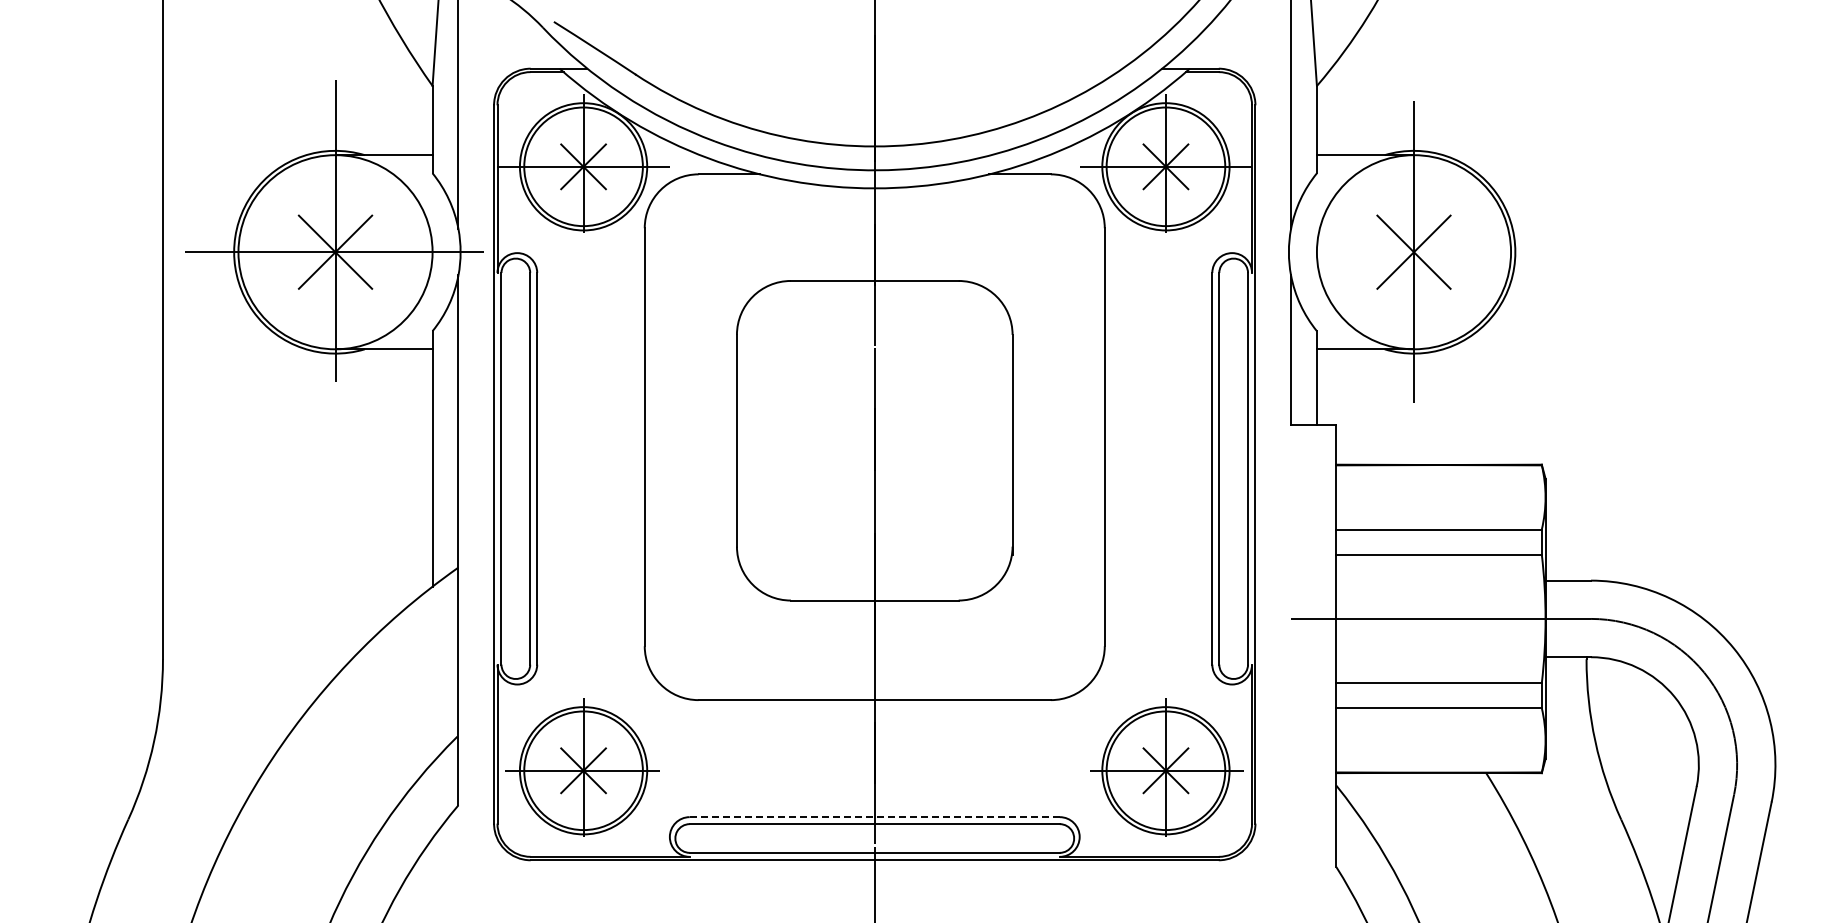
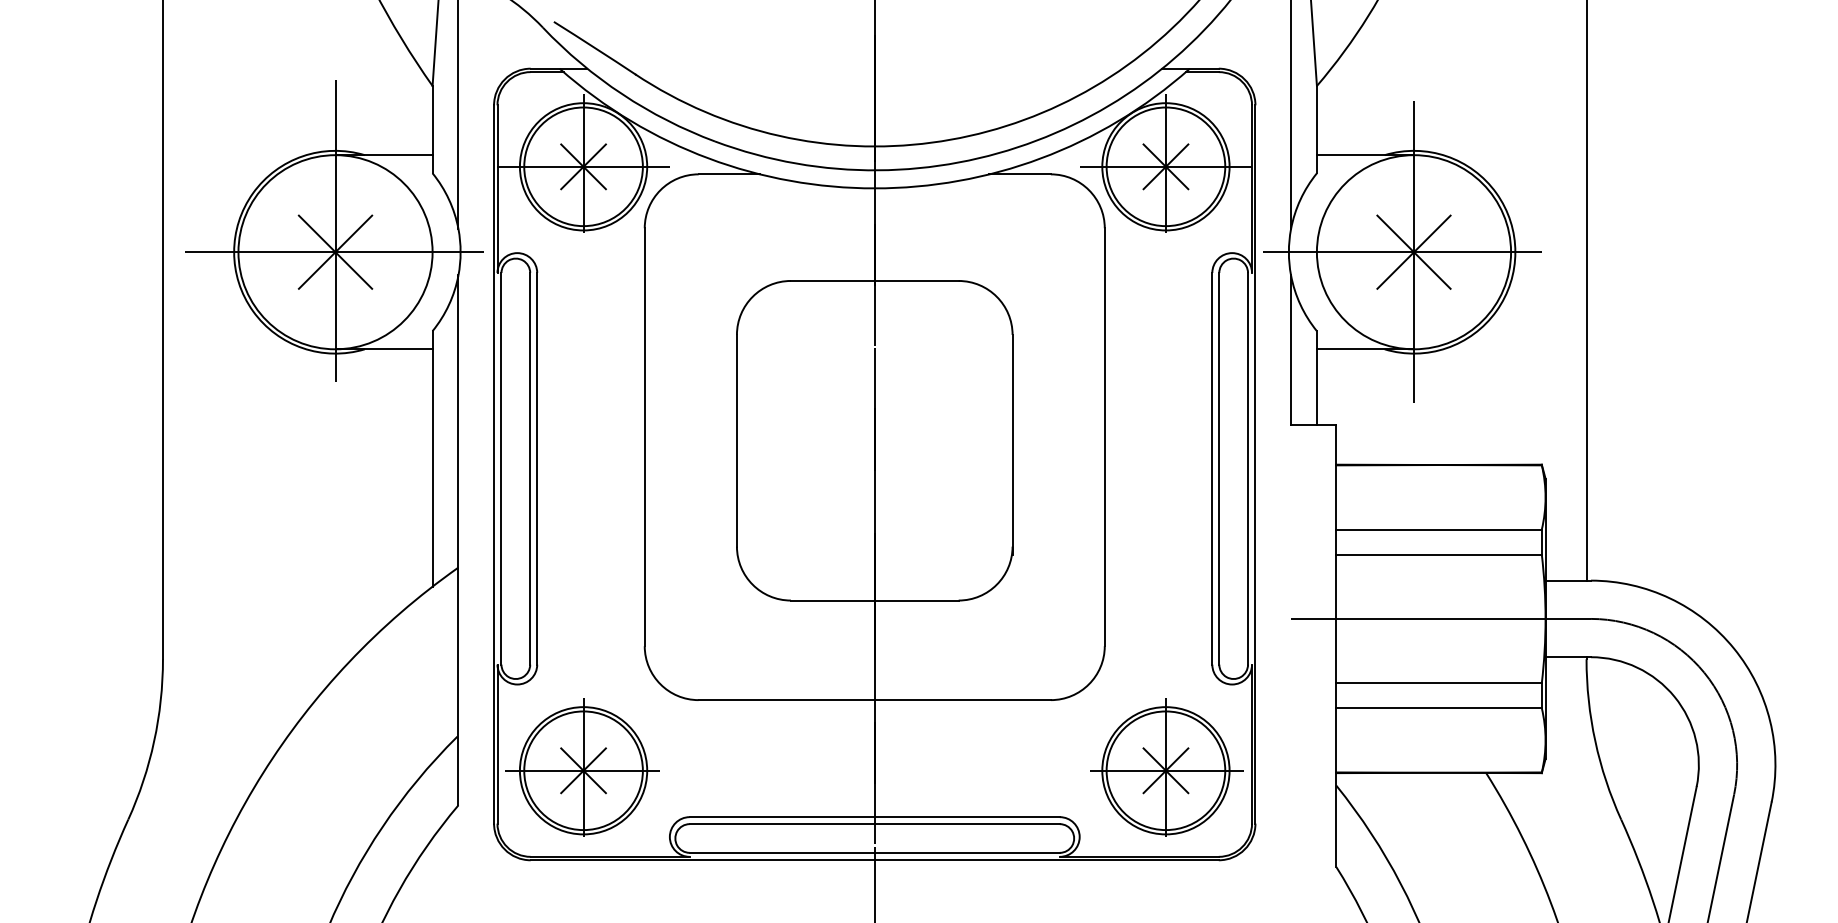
line: none -> present (1402, 252)
line: none -> present (1586, 291)
line: dashed -> solid (875, 817)
